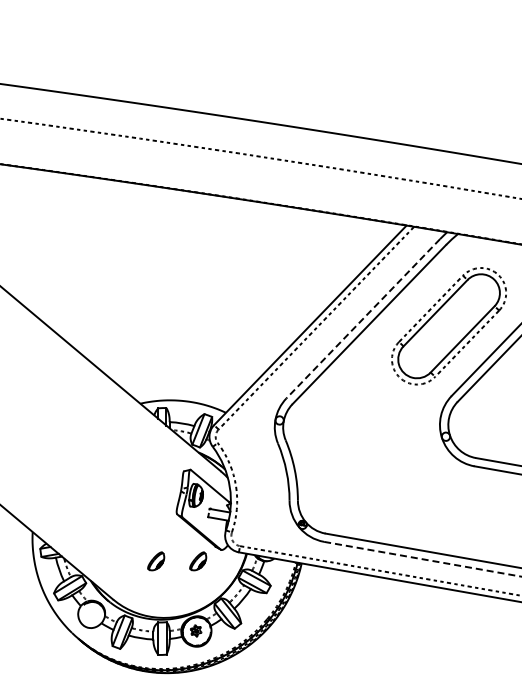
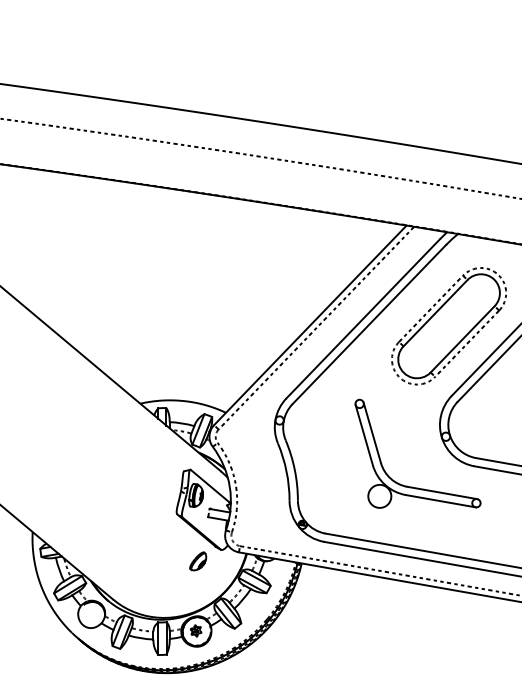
line: dashed -> solid (363, 318)
part: none -> present (412, 486)
line: dashed -> solid (422, 559)
part: present -> none (156, 561)
